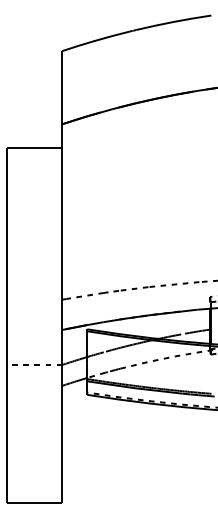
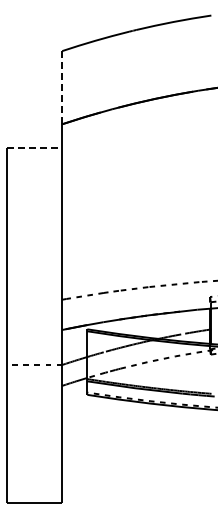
line: solid -> dashed (62, 87)
line: solid -> dashed (34, 148)
